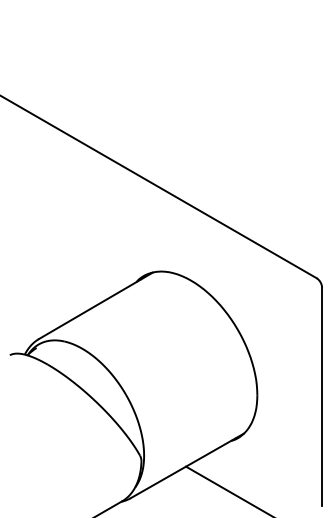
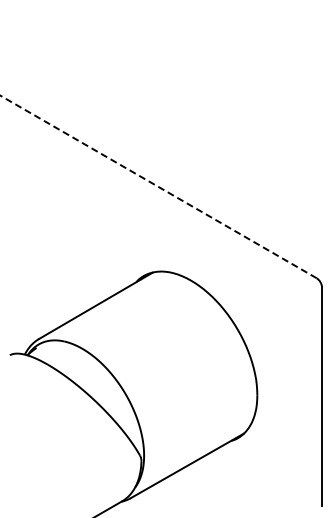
line: solid -> dashed (158, 186)
line: present -> none (227, 490)
